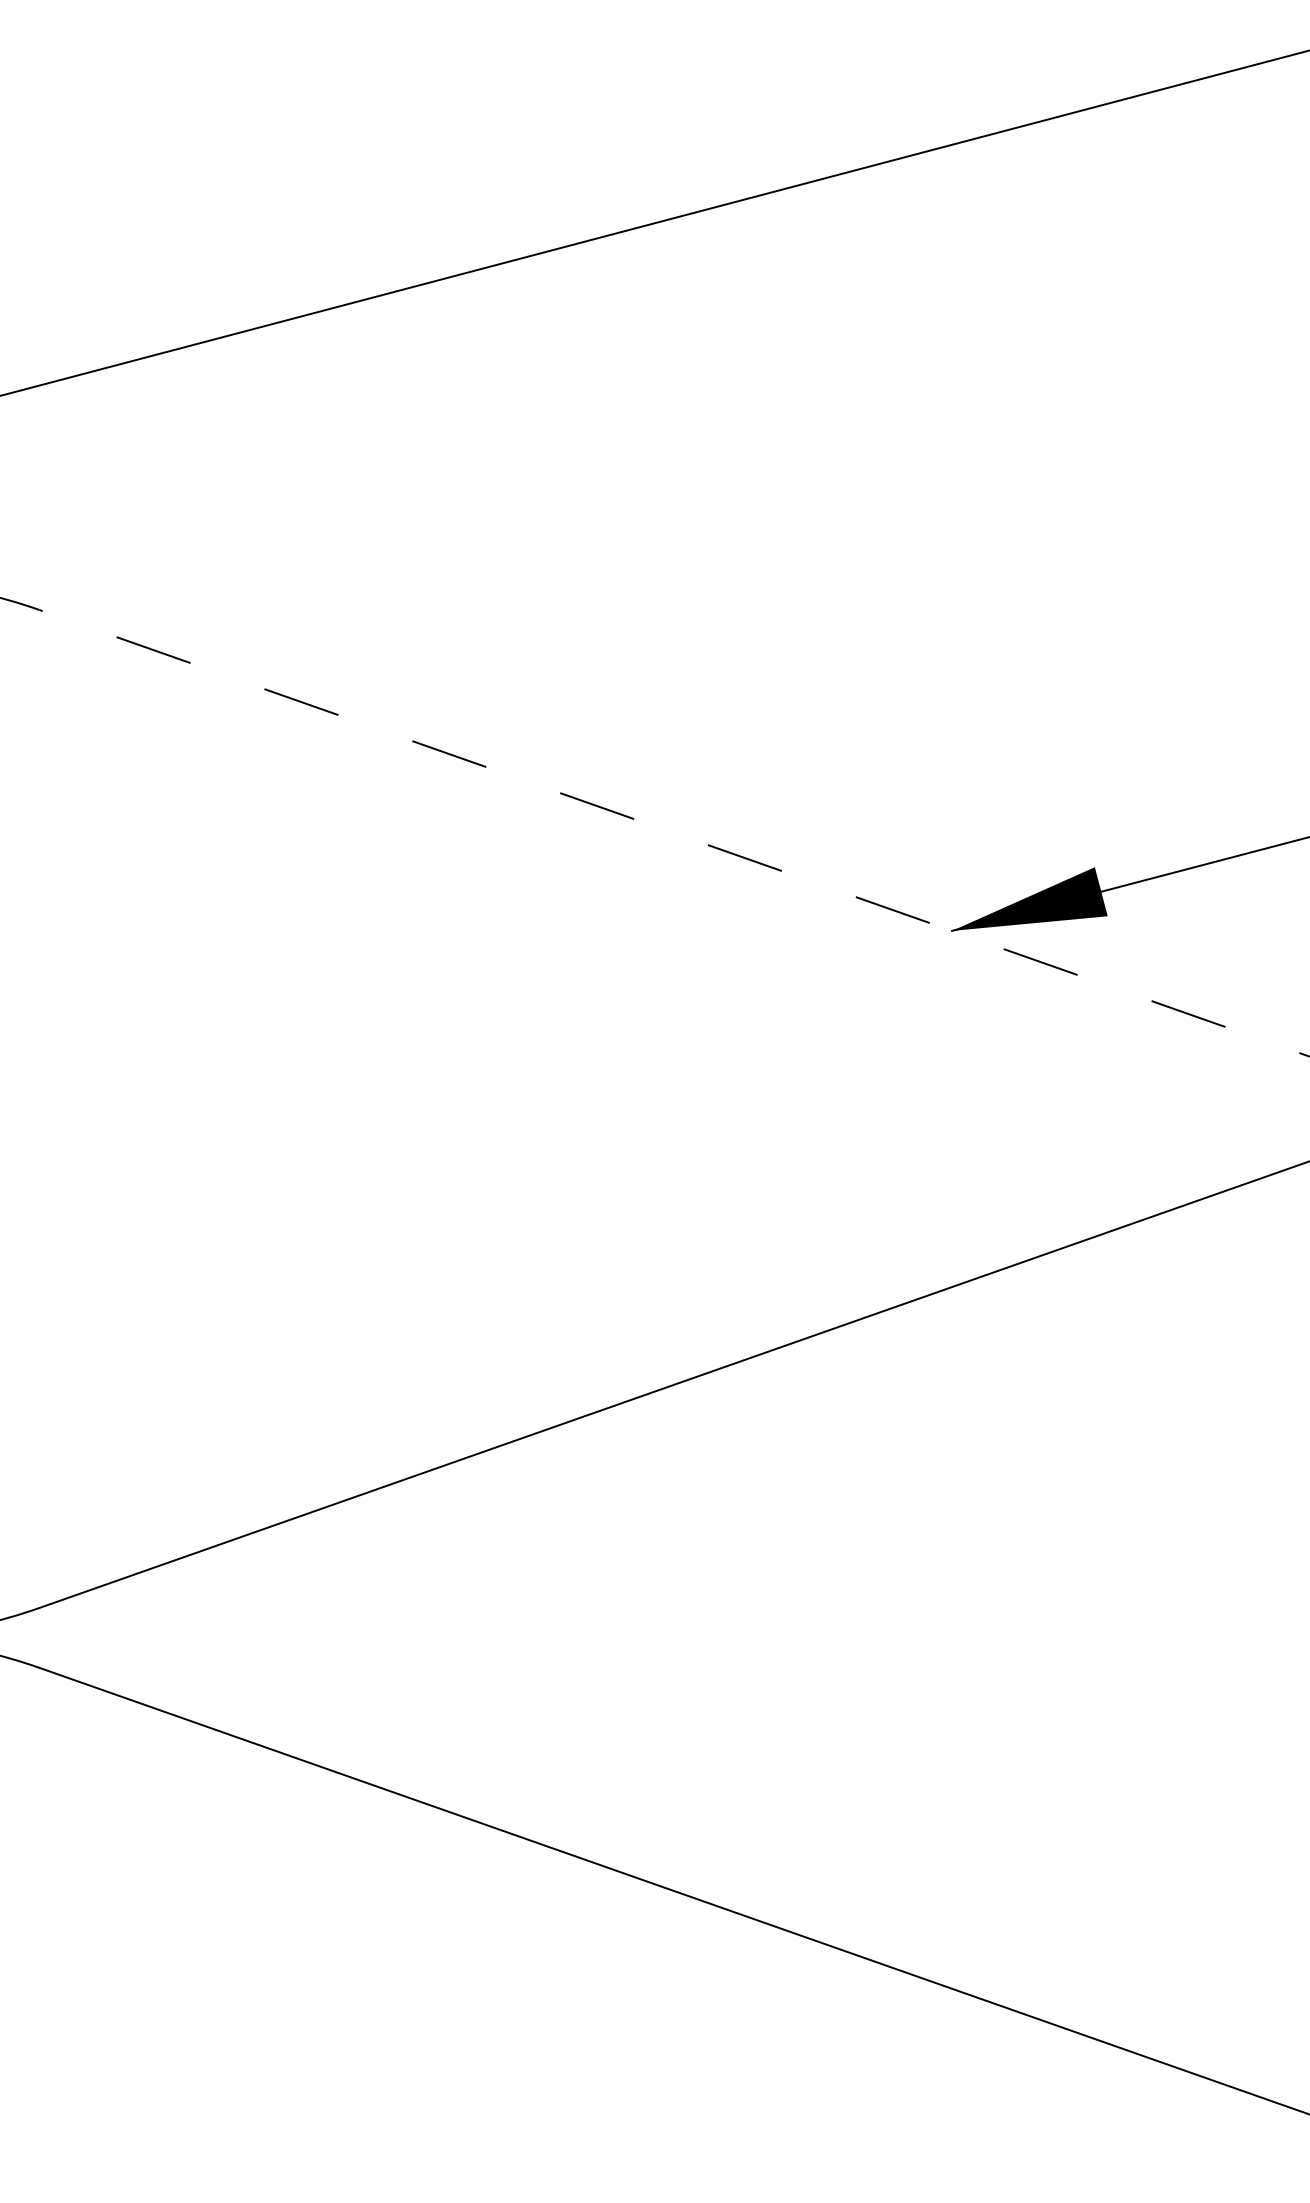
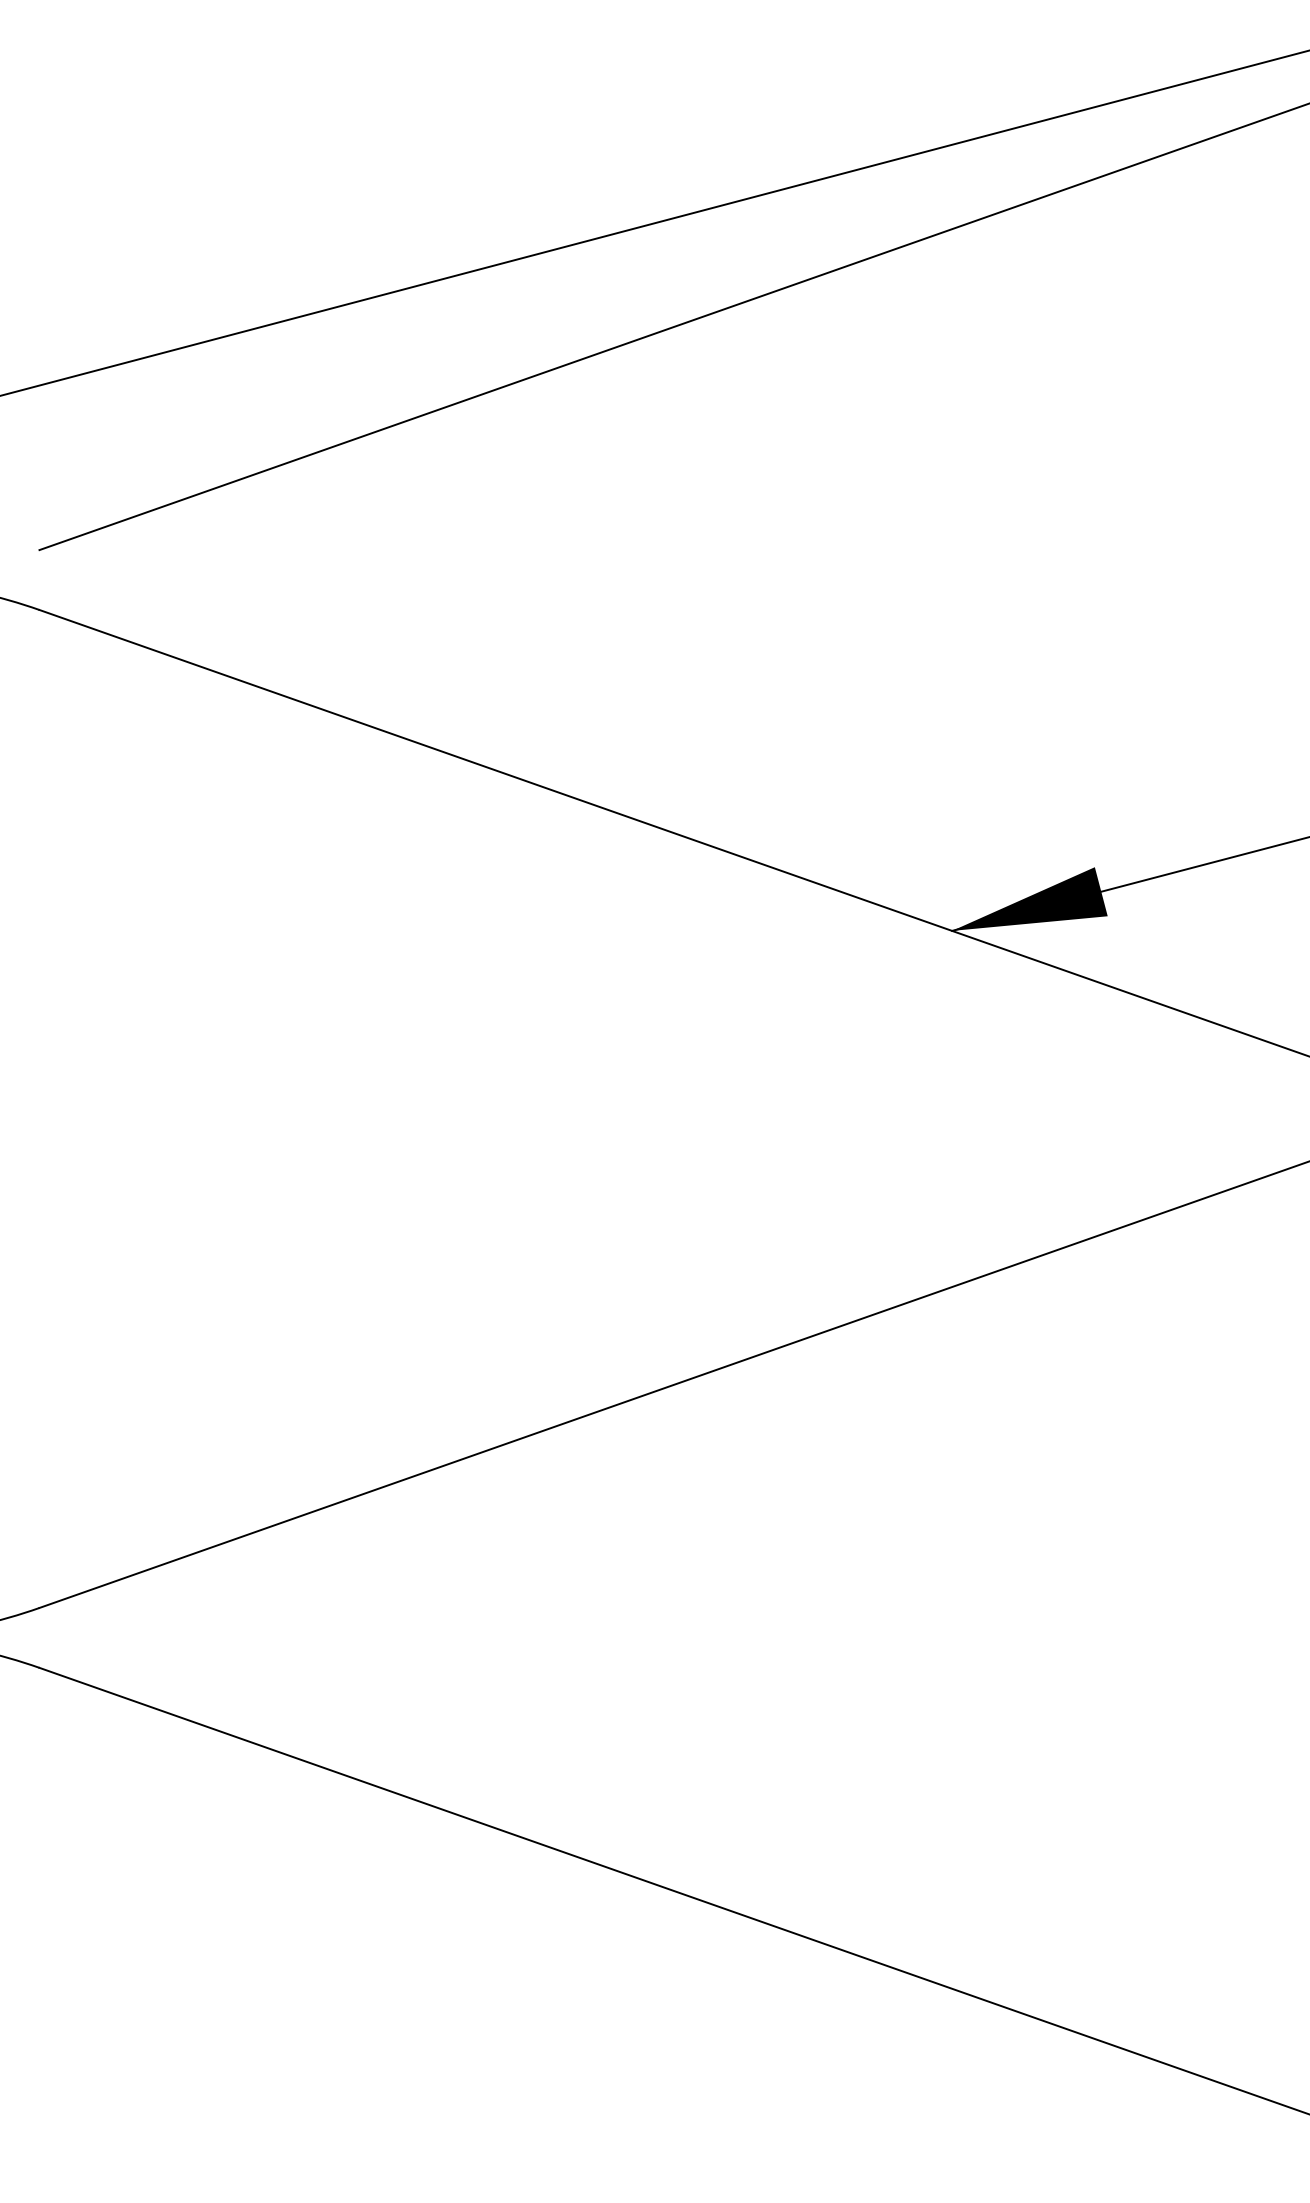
line: none -> present (672, 327)
line: dashed -> solid (674, 833)
